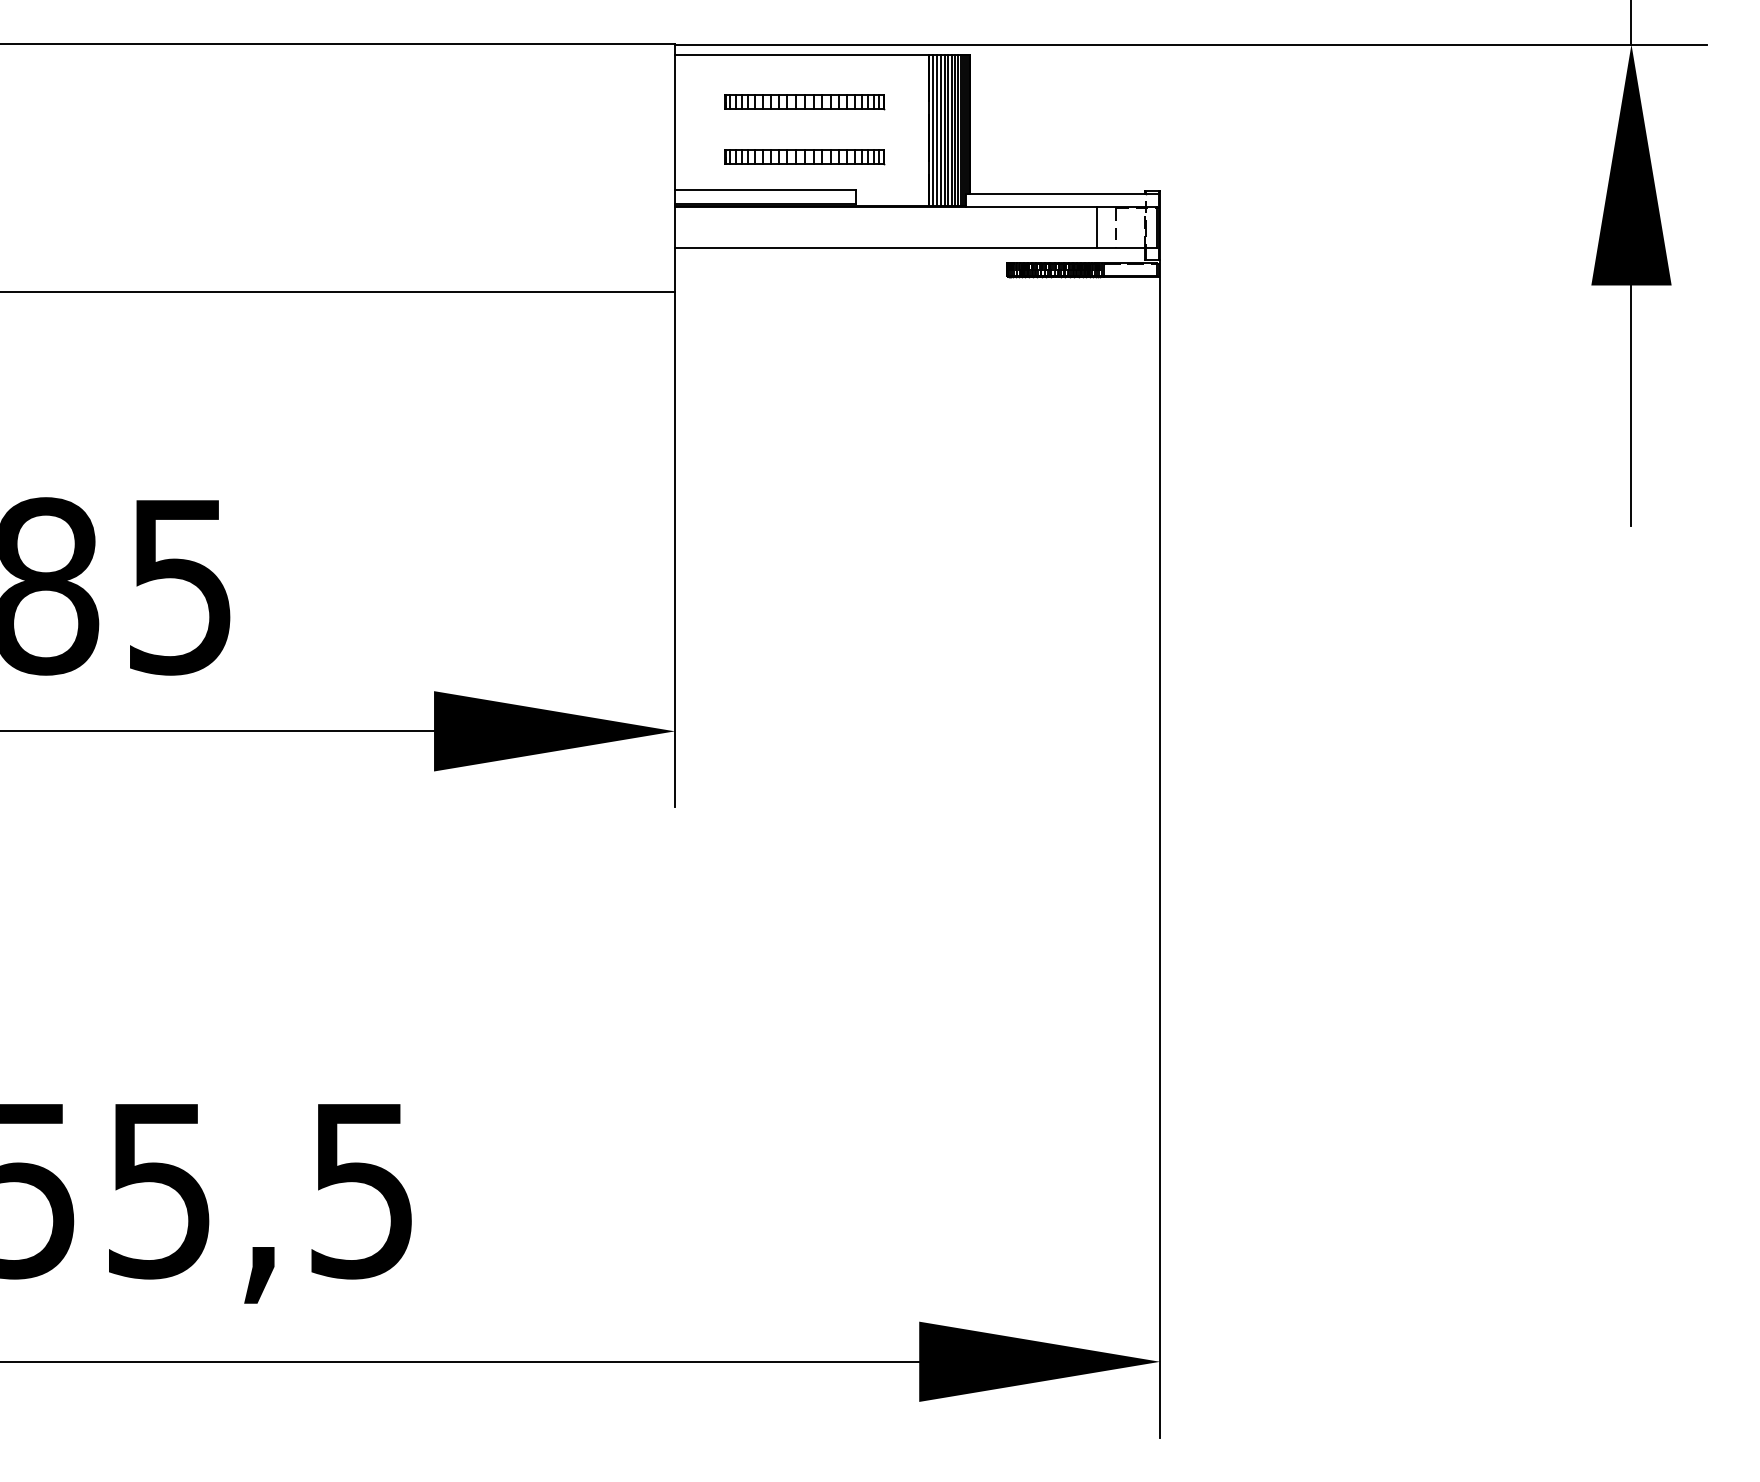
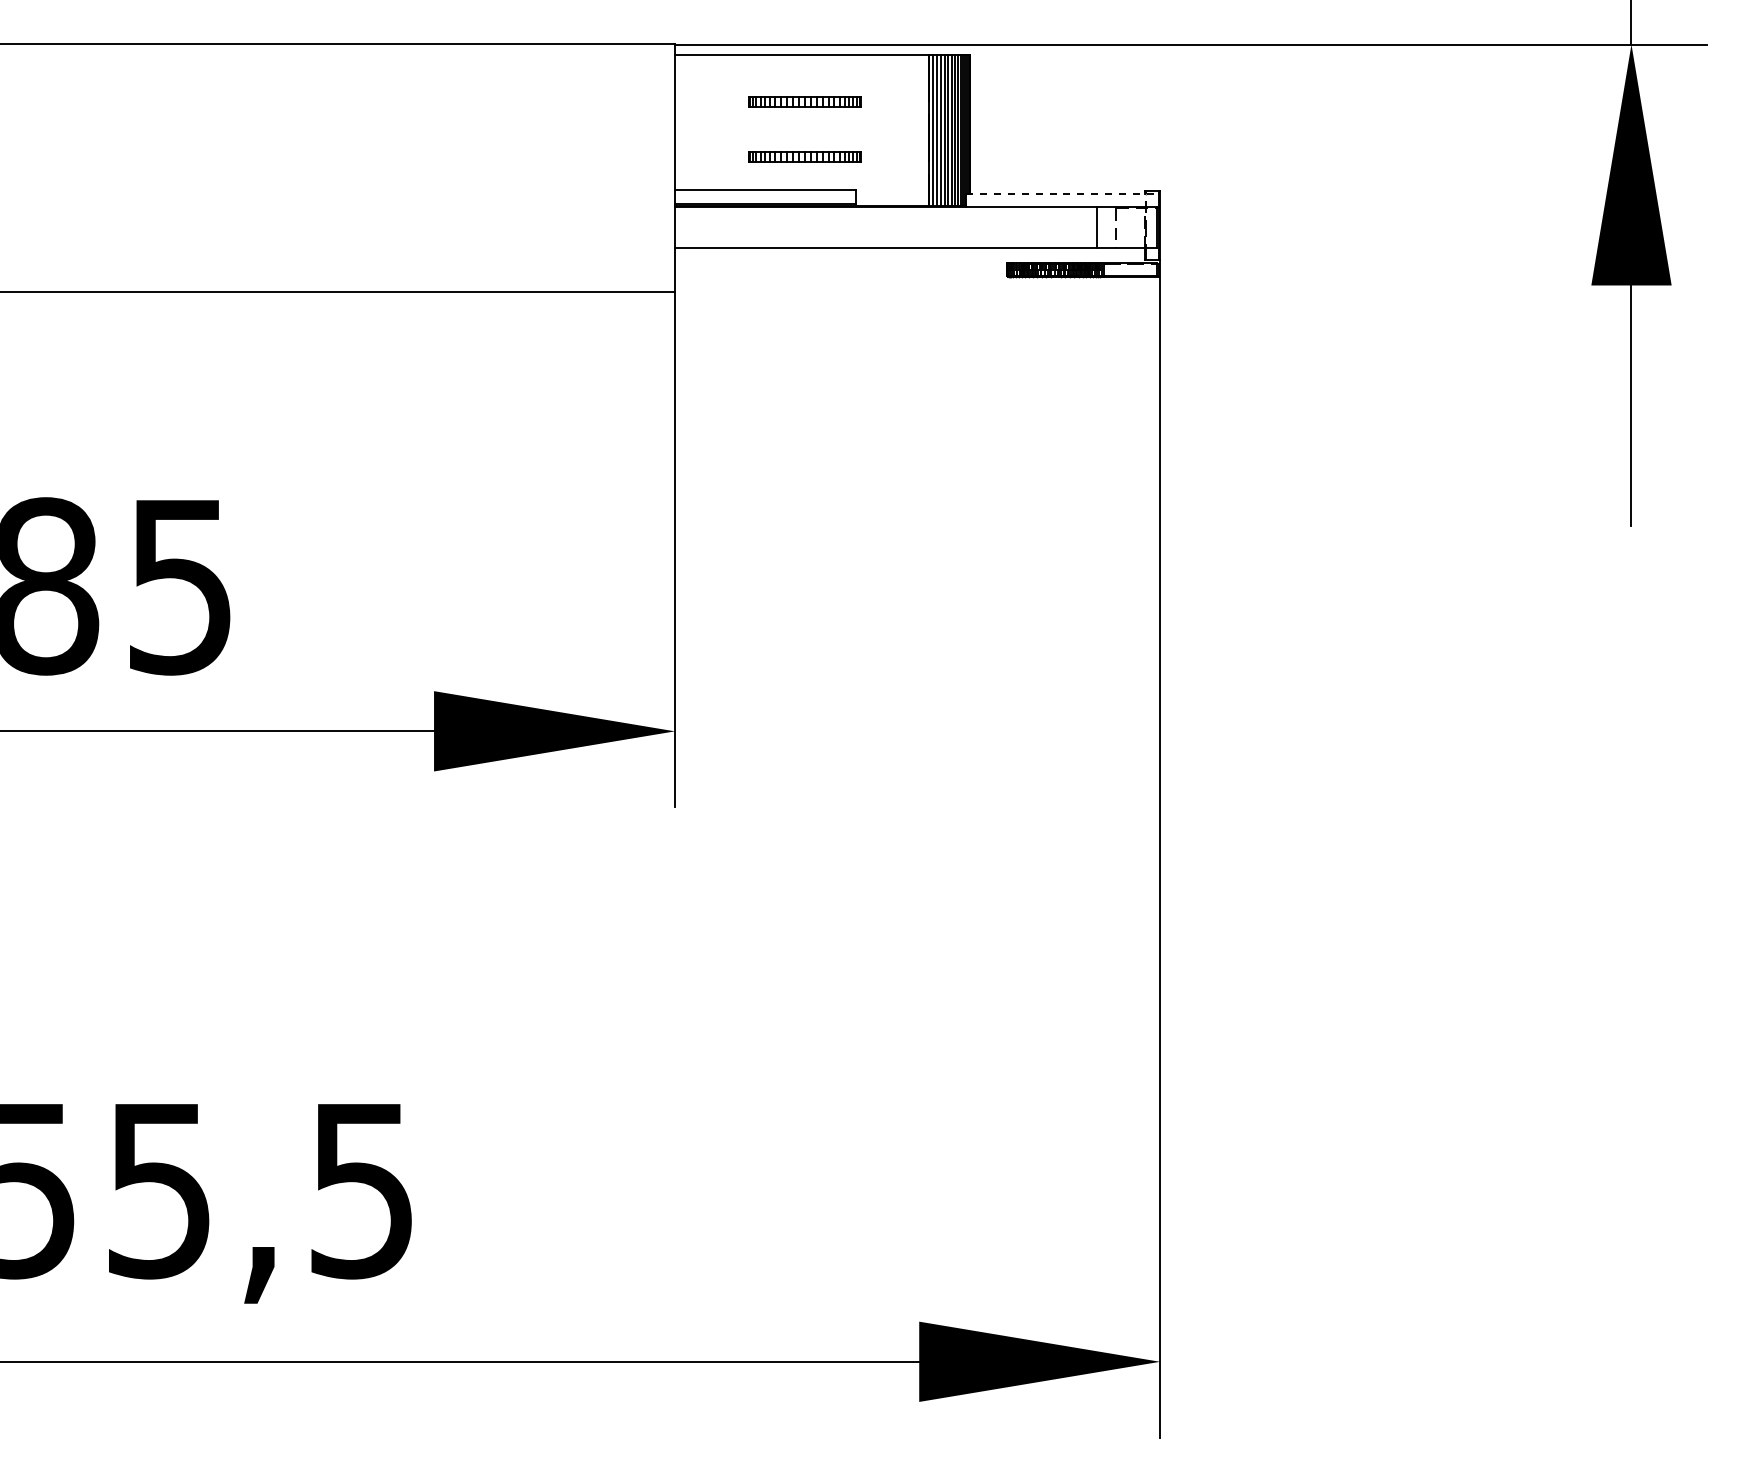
part size: 162x17 px -> 114x12 px (804, 101)
part size: 162x17 px -> 114x12 px (804, 156)
line: solid -> dashed (1063, 194)
